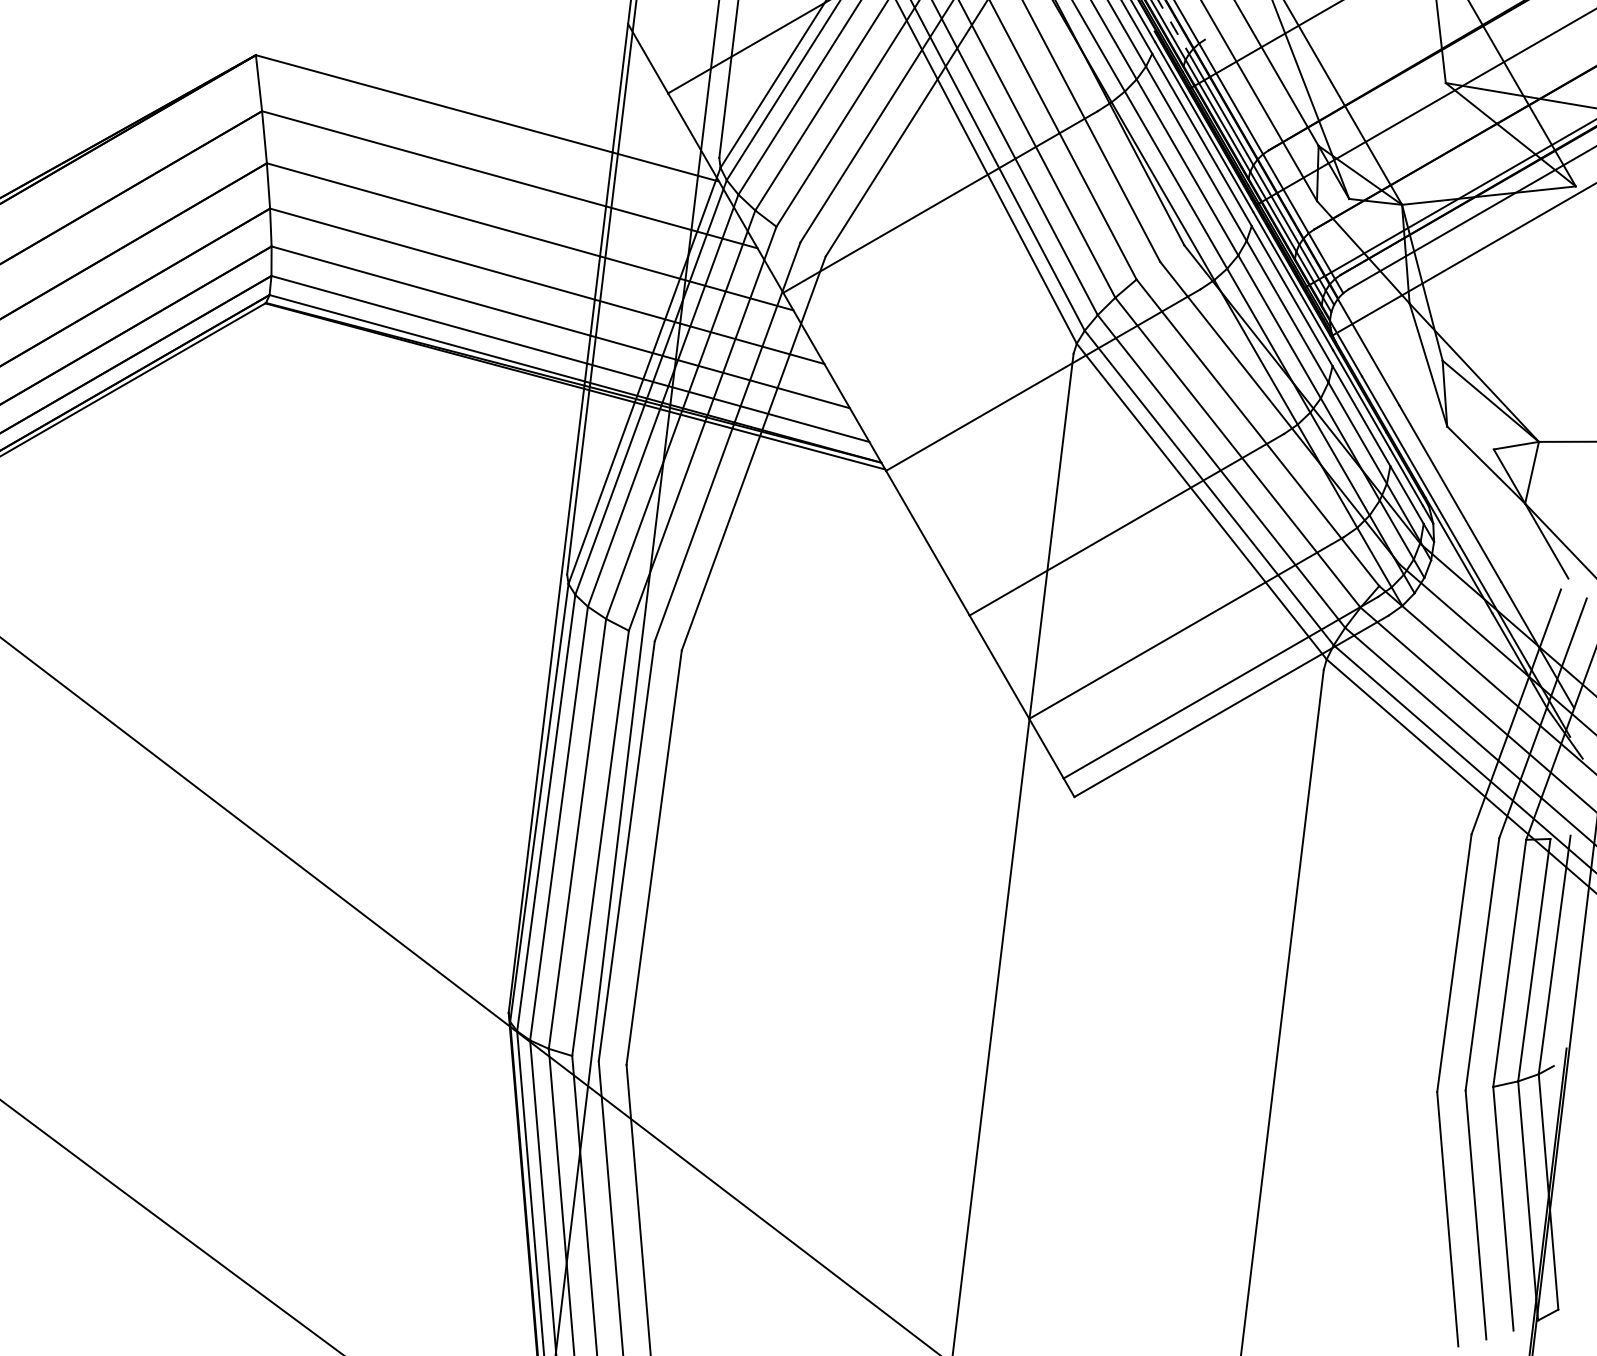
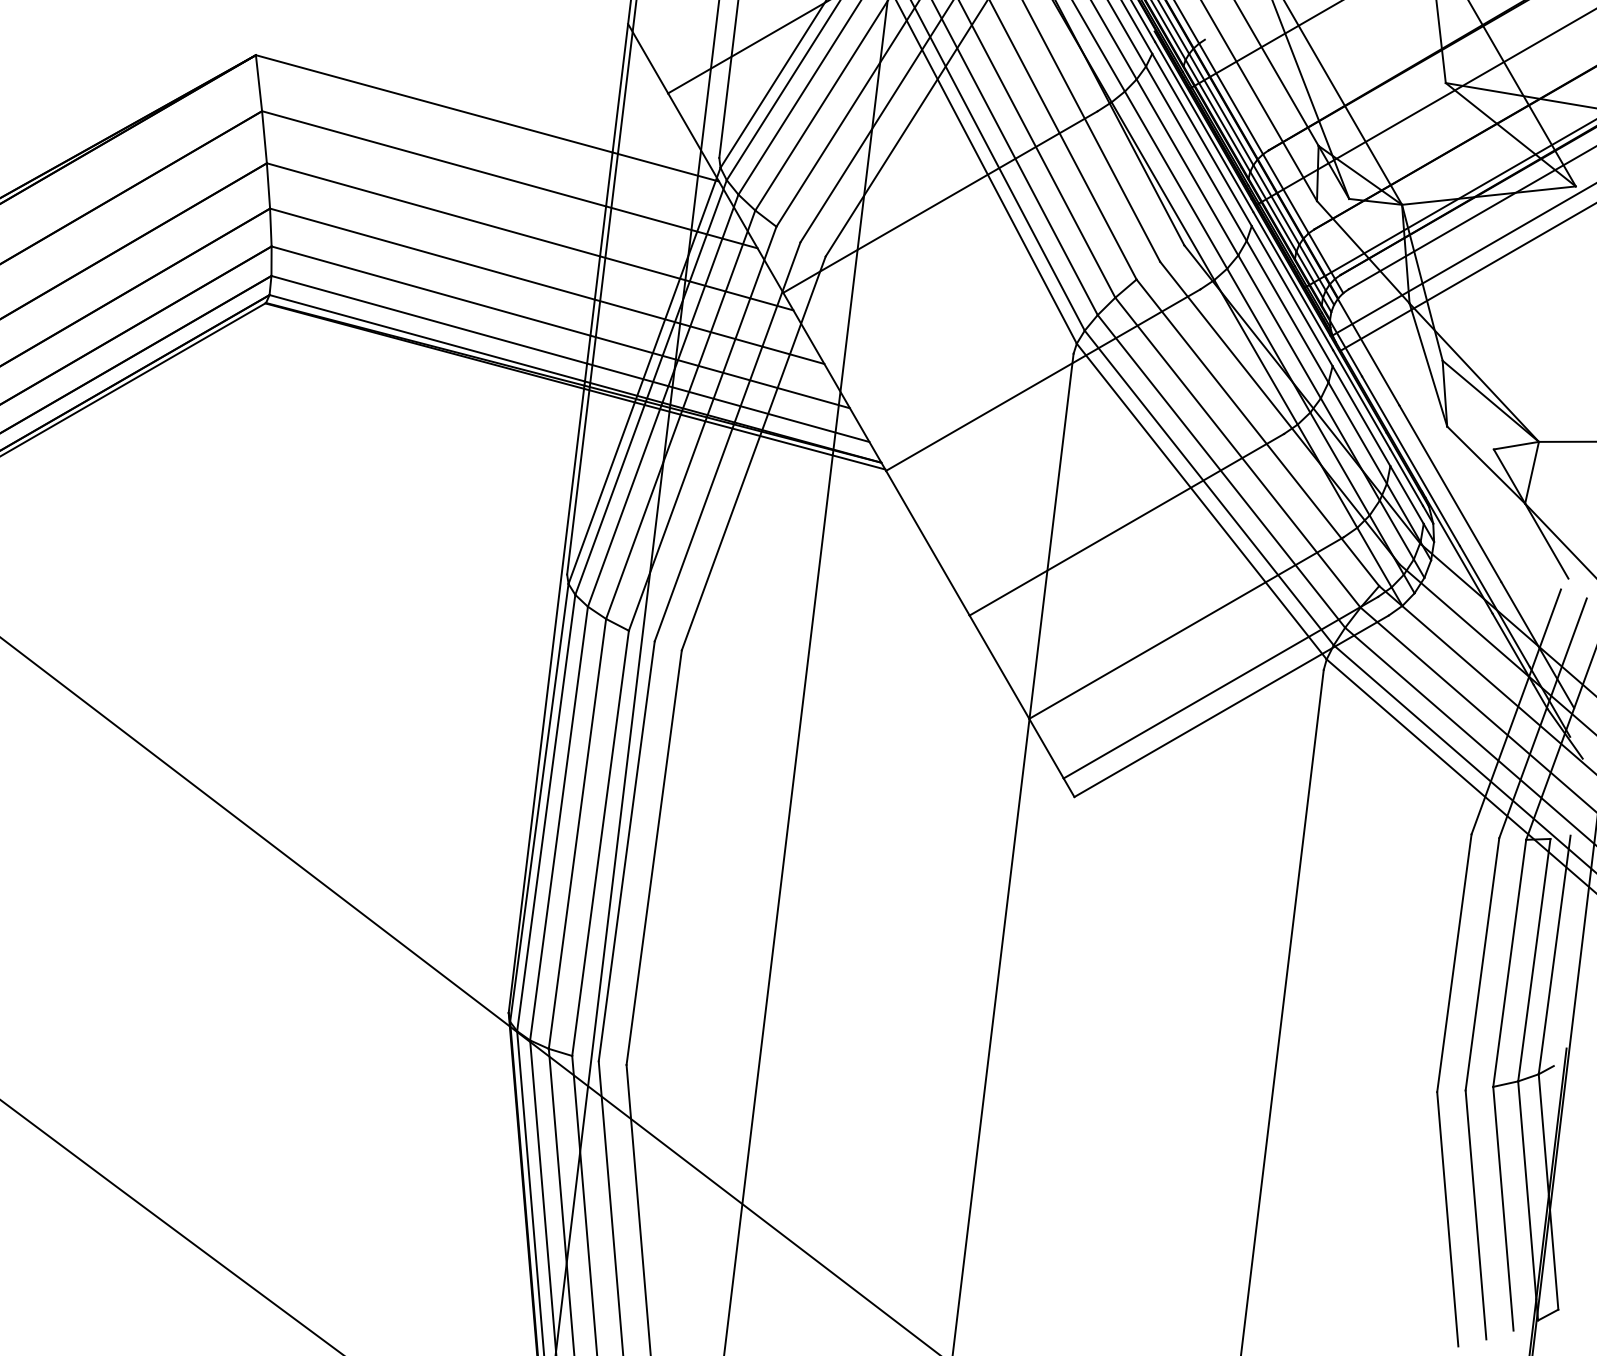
line: dashed -> solid (1173, 27)
line: none -> present (1466, 277)
line: none -> present (805, 677)
